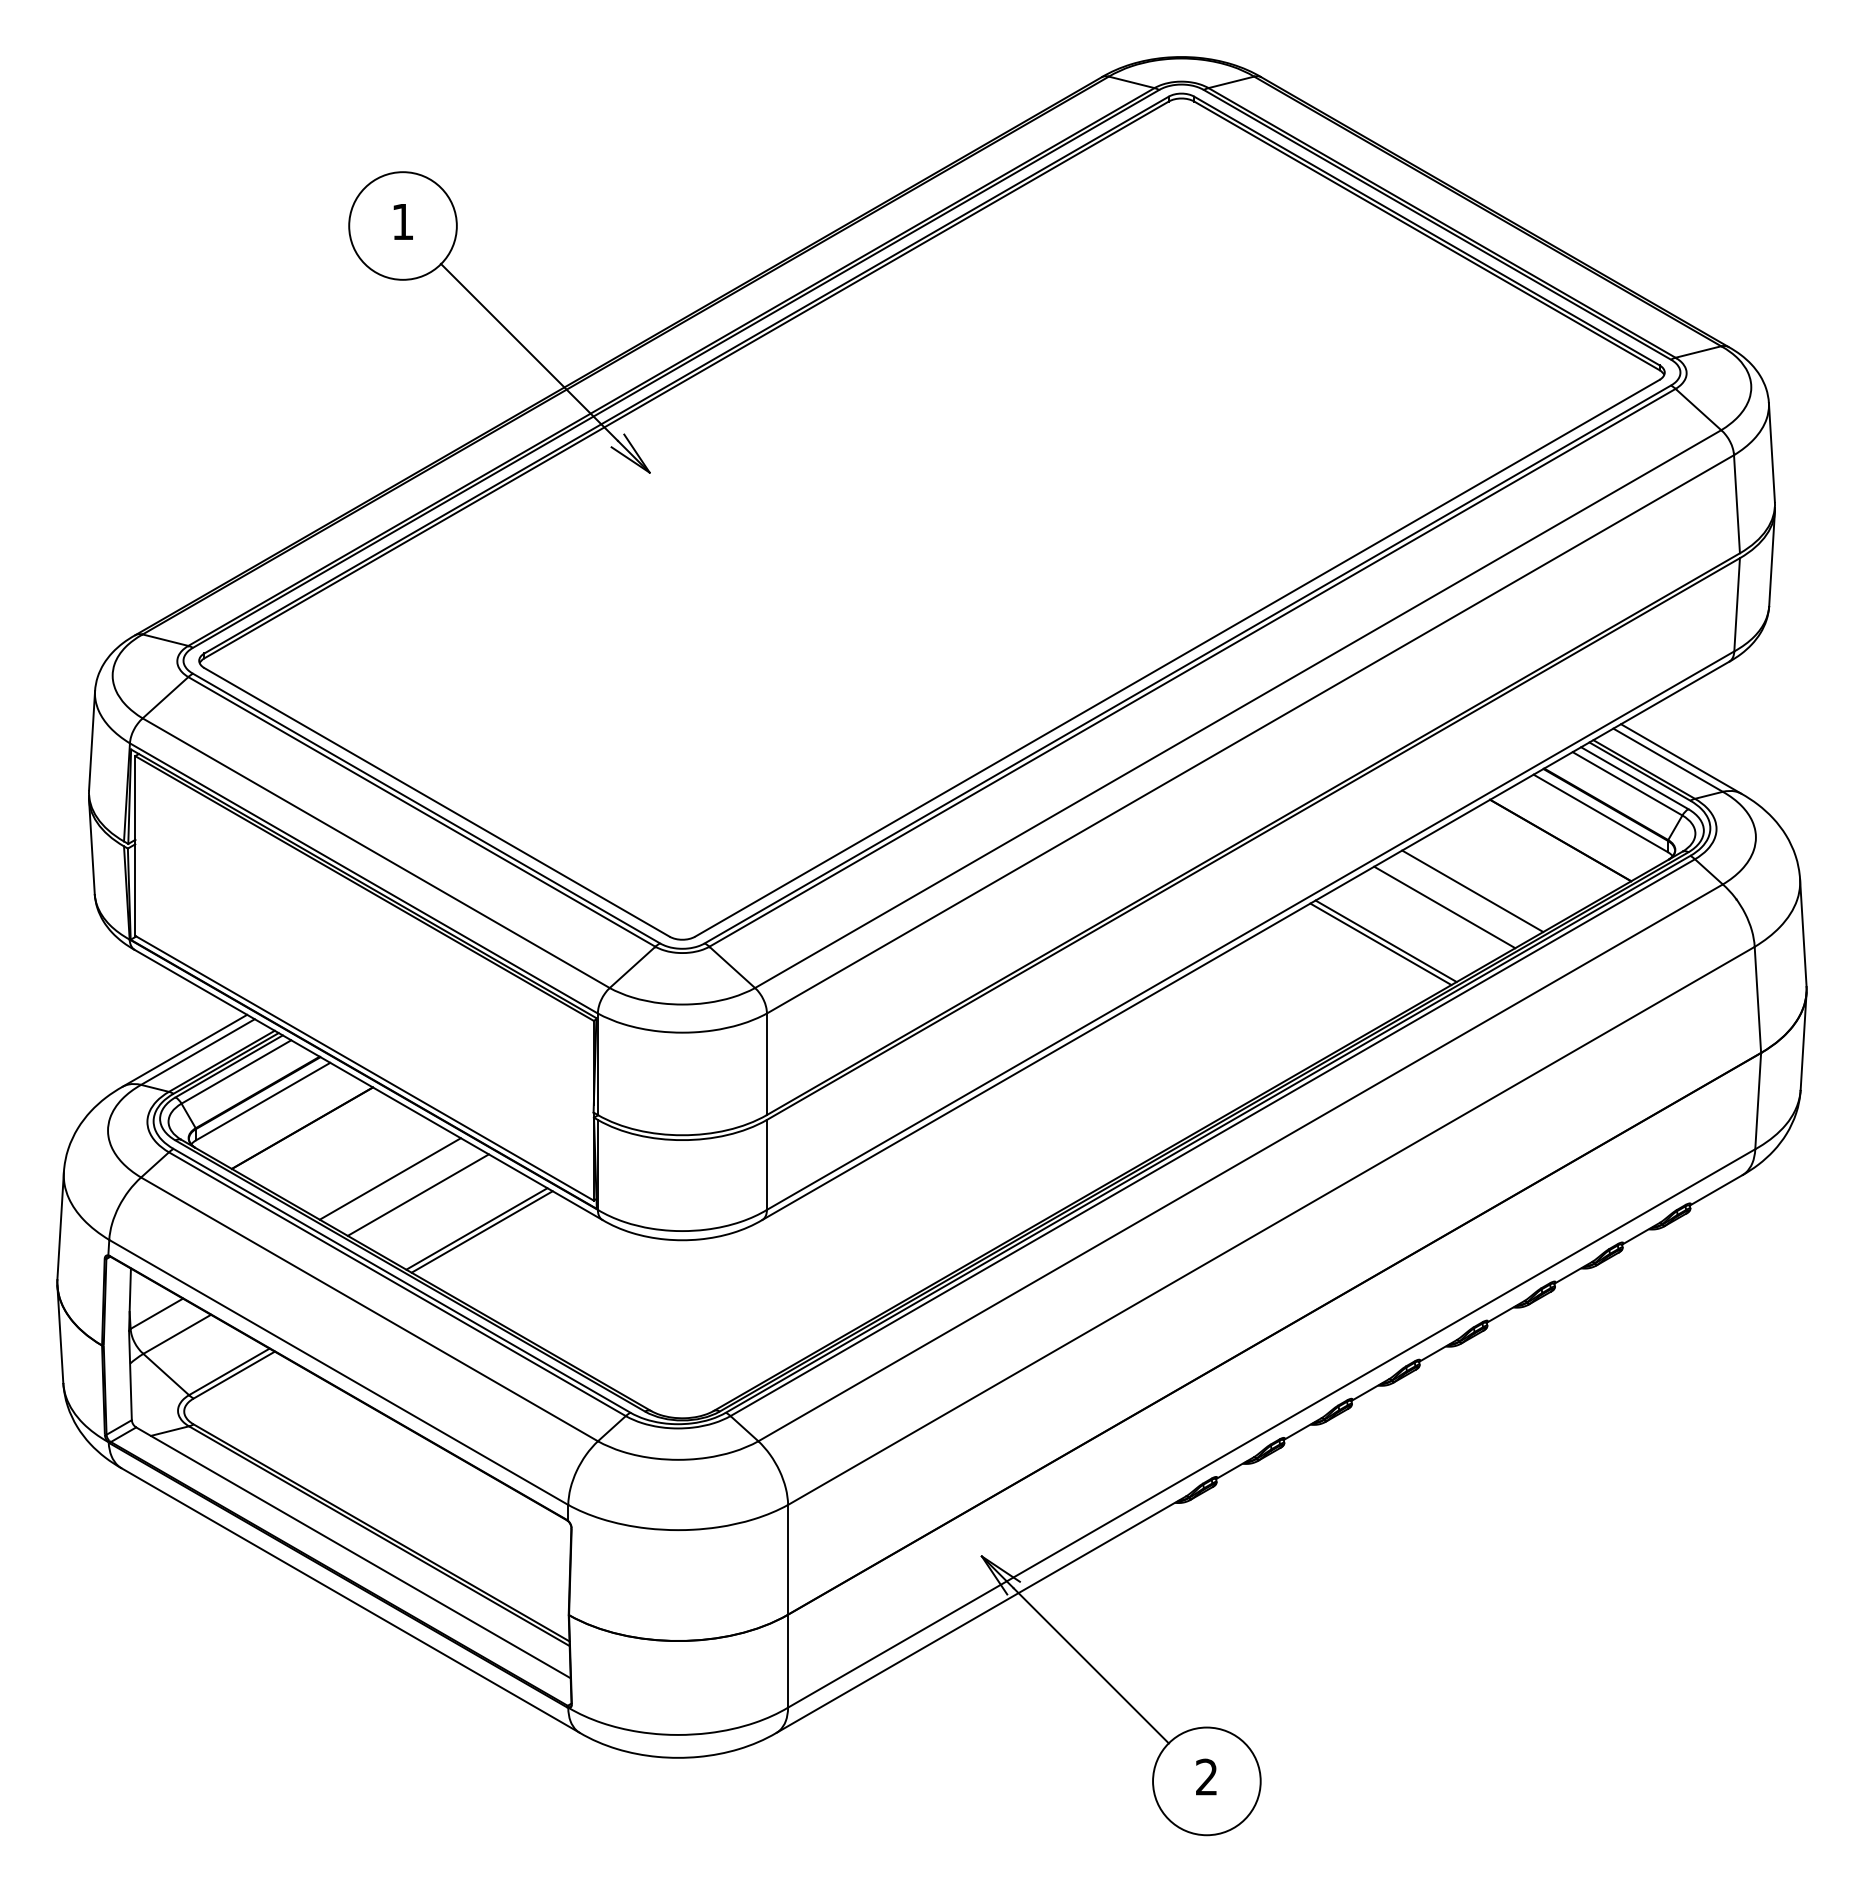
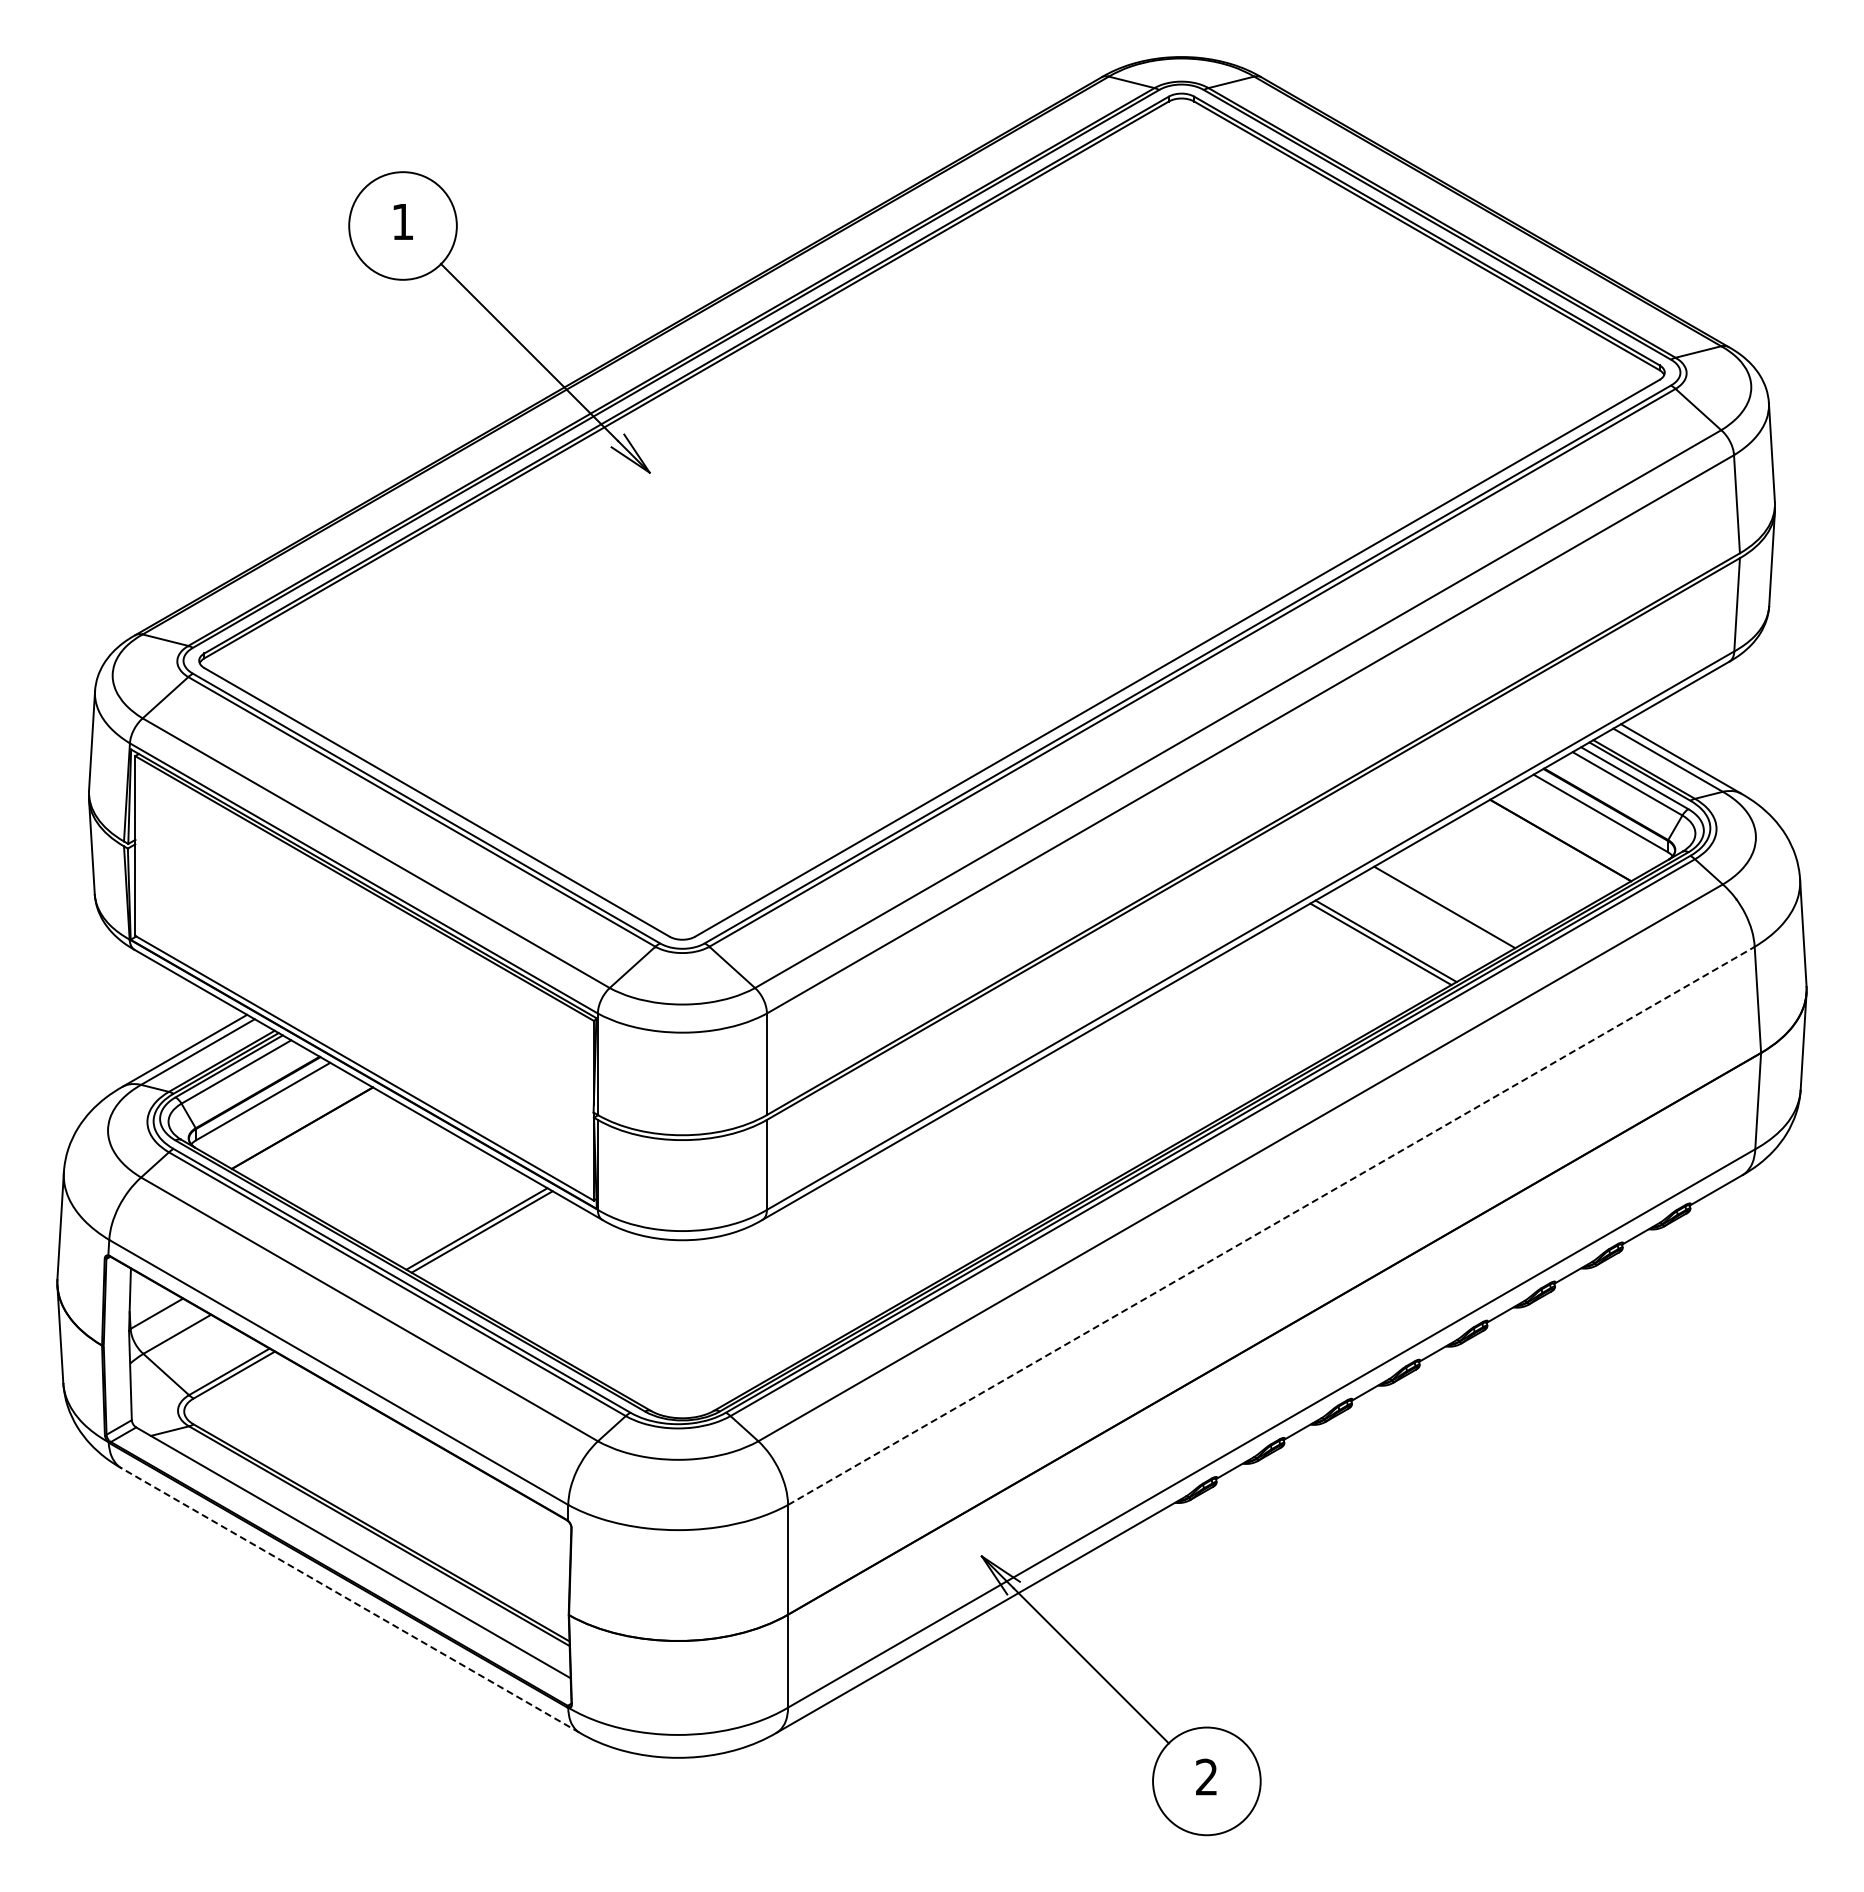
line: present -> none (1472, 891)
line: present -> none (389, 1178)
line: present -> none (417, 1194)
line: solid -> dashed (1271, 1225)
line: solid -> dashed (350, 1600)
